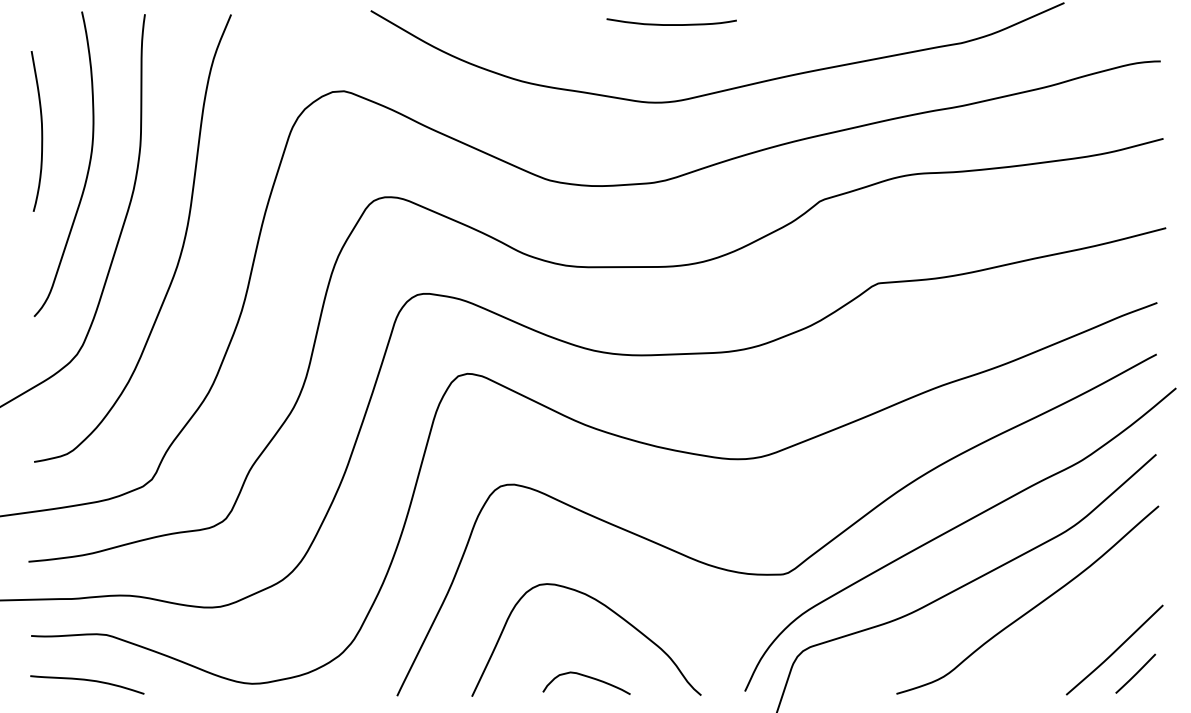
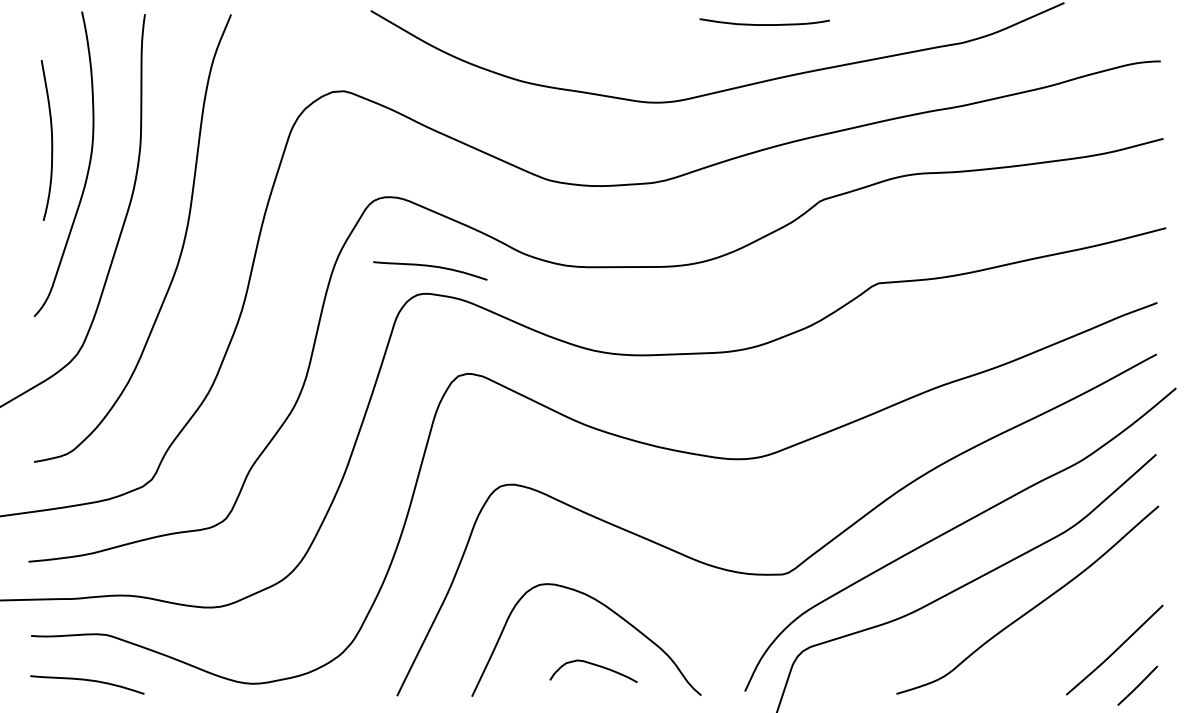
curve position: (671, 24) -> (764, 24) (764, 24)
curve position: (41, 131) -> (51, 140) (51, 140)
curve: none -> present (431, 267)
line position: (1135, 673) -> (1137, 685) (1137, 685)
curve position: (586, 677) -> (593, 665) (593, 665)
